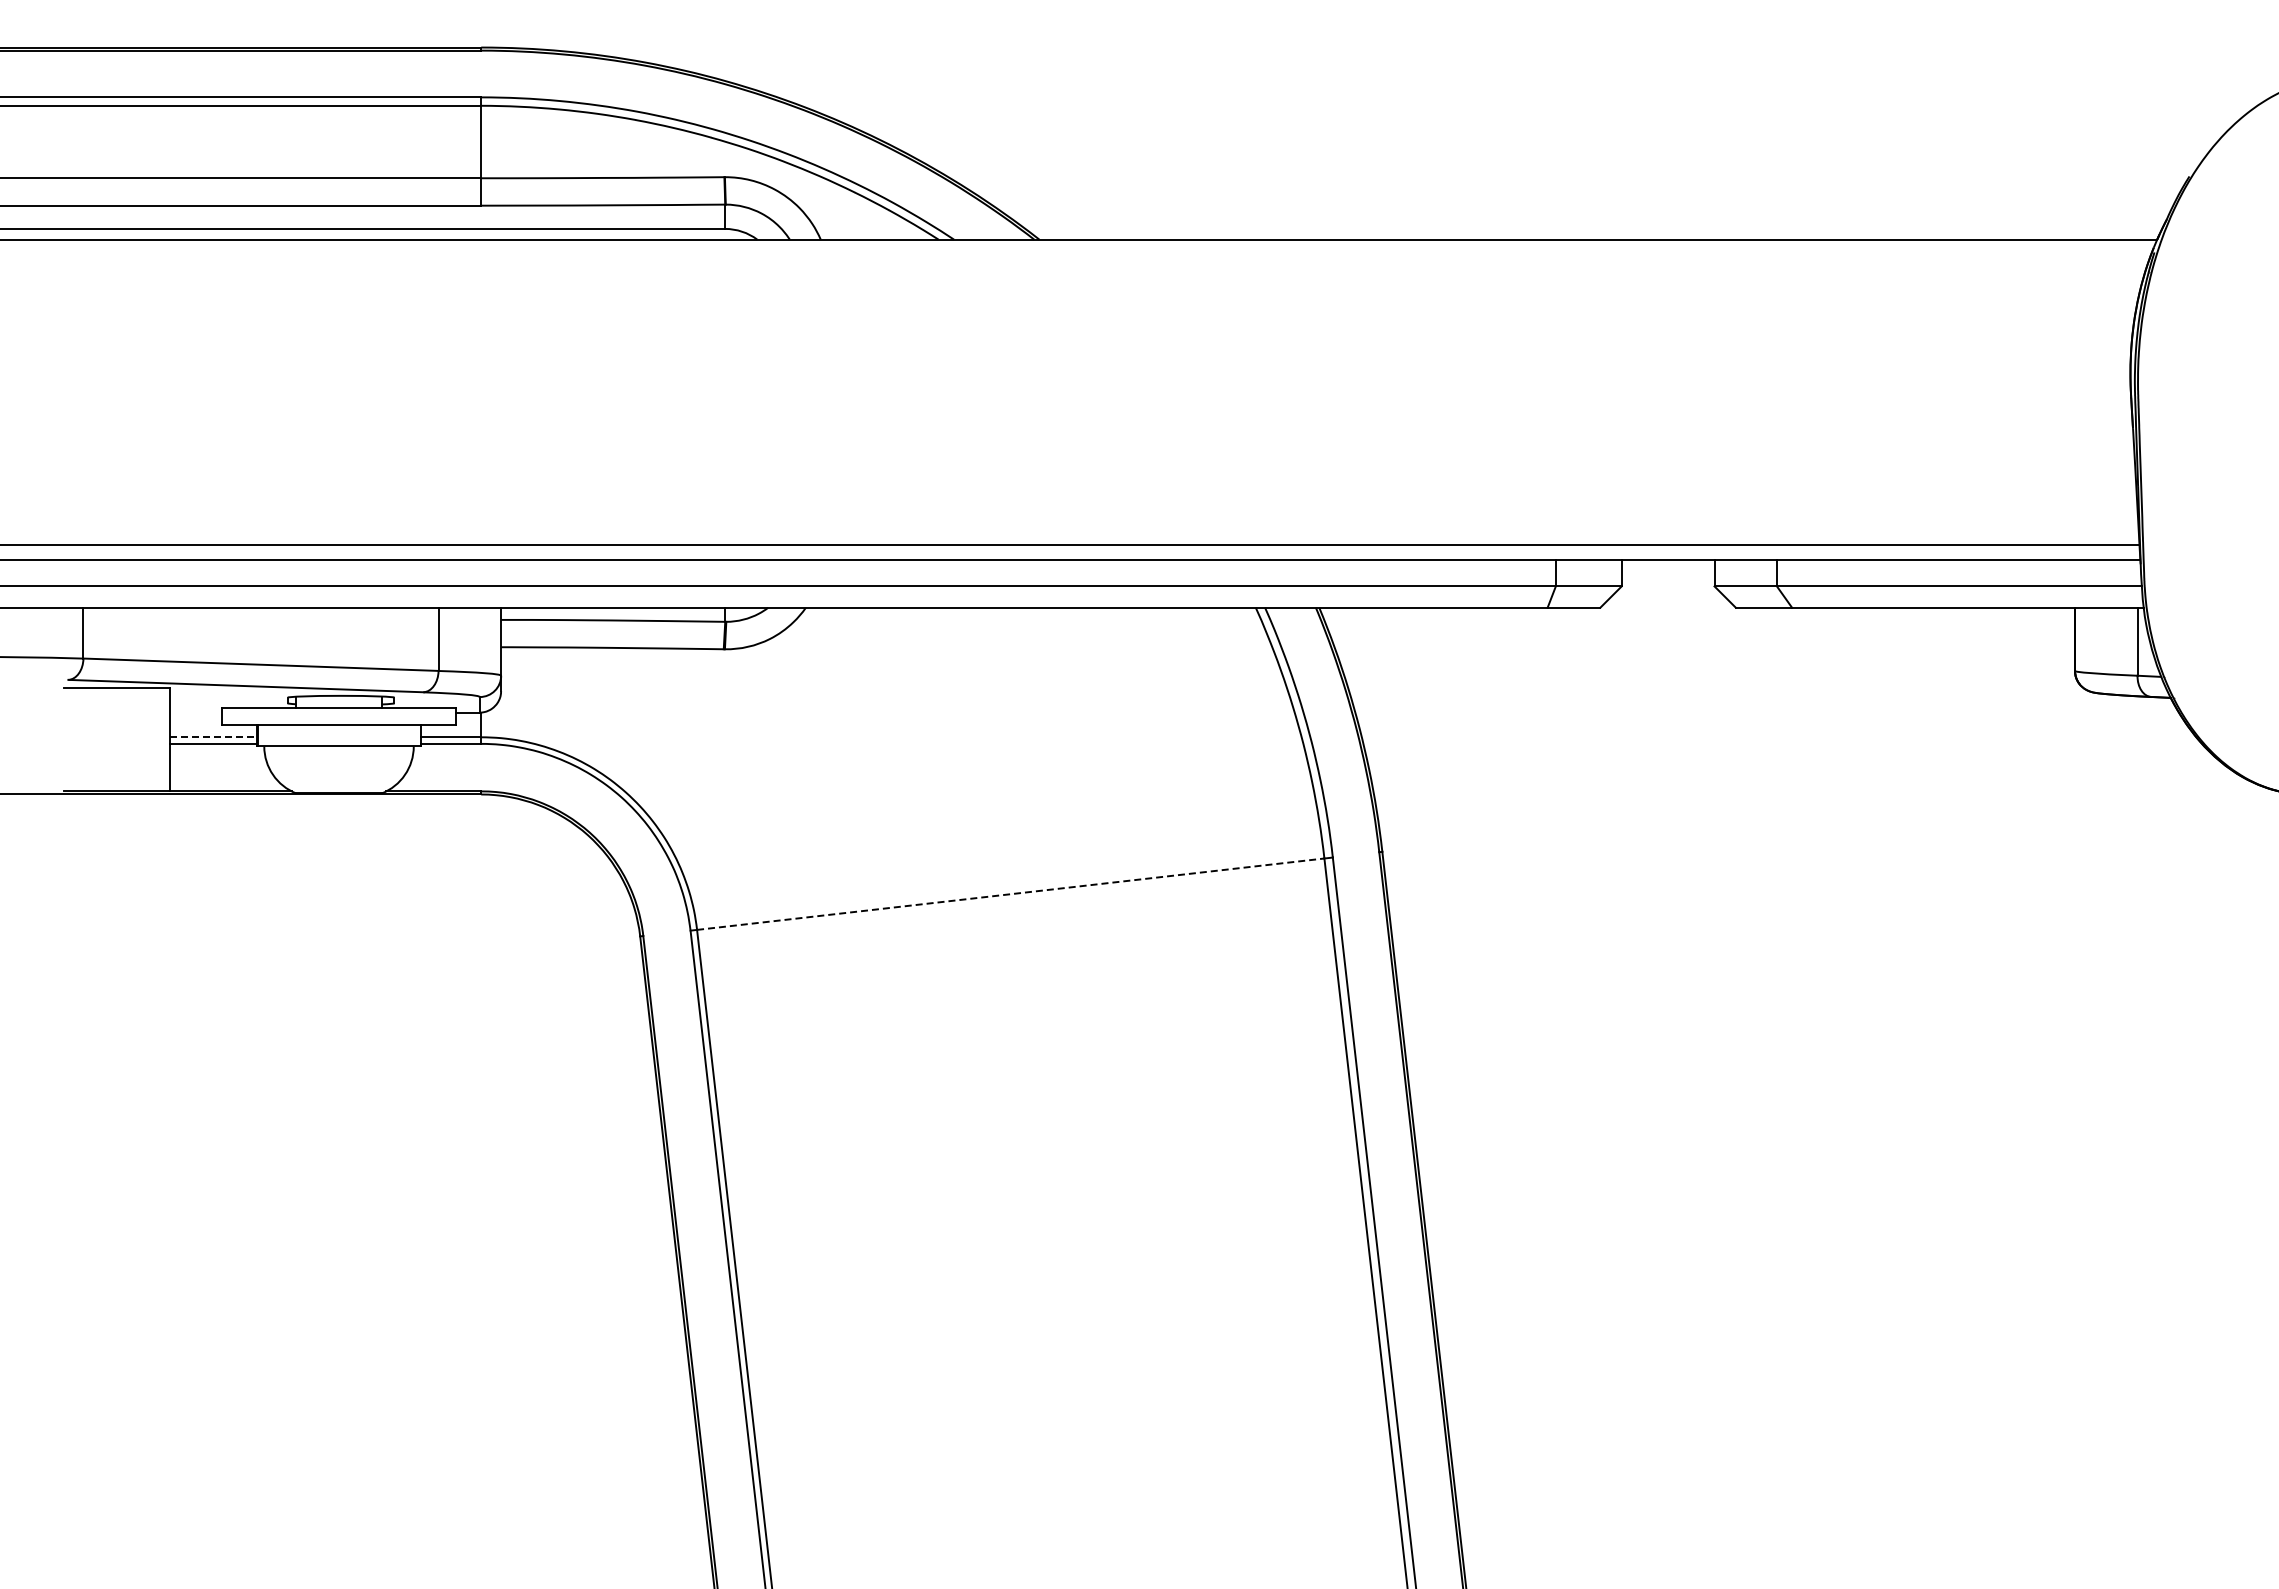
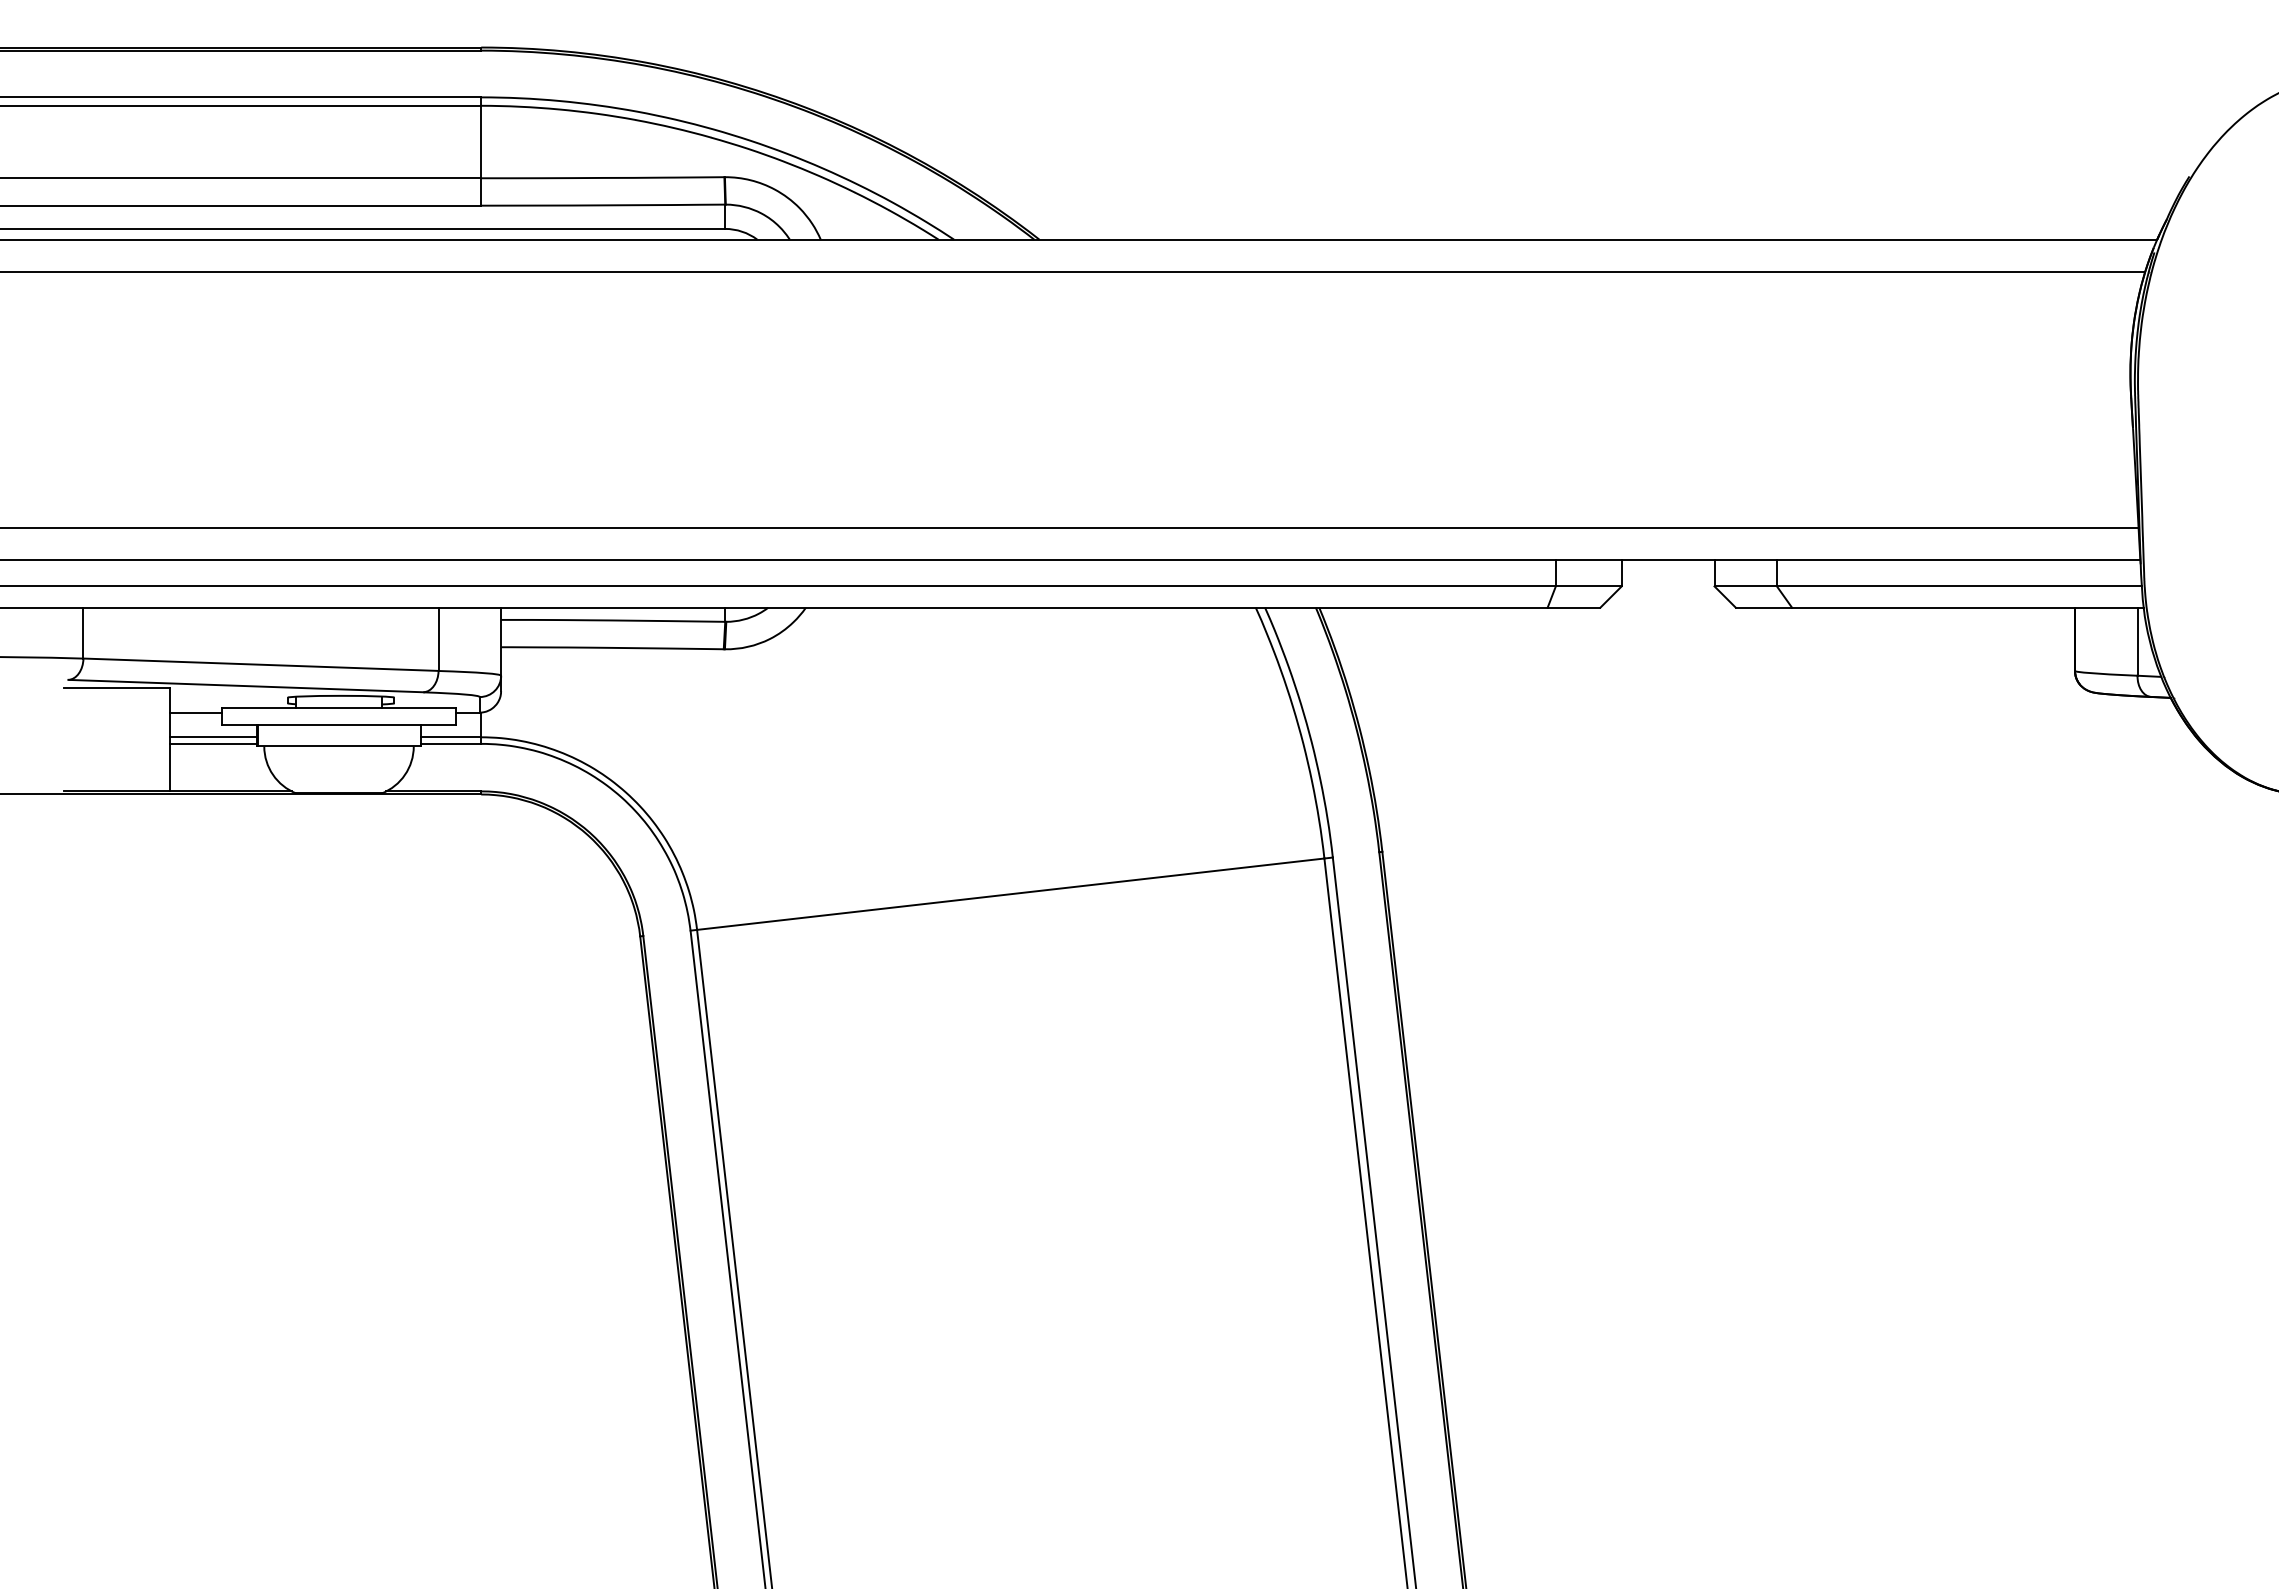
line: none -> present (1073, 271)
line position: (1070, 544) -> (1070, 527) (1070, 527)
line: none -> present (195, 712)
line: dashed -> solid (214, 737)
line: dashed -> solid (1010, 894)
